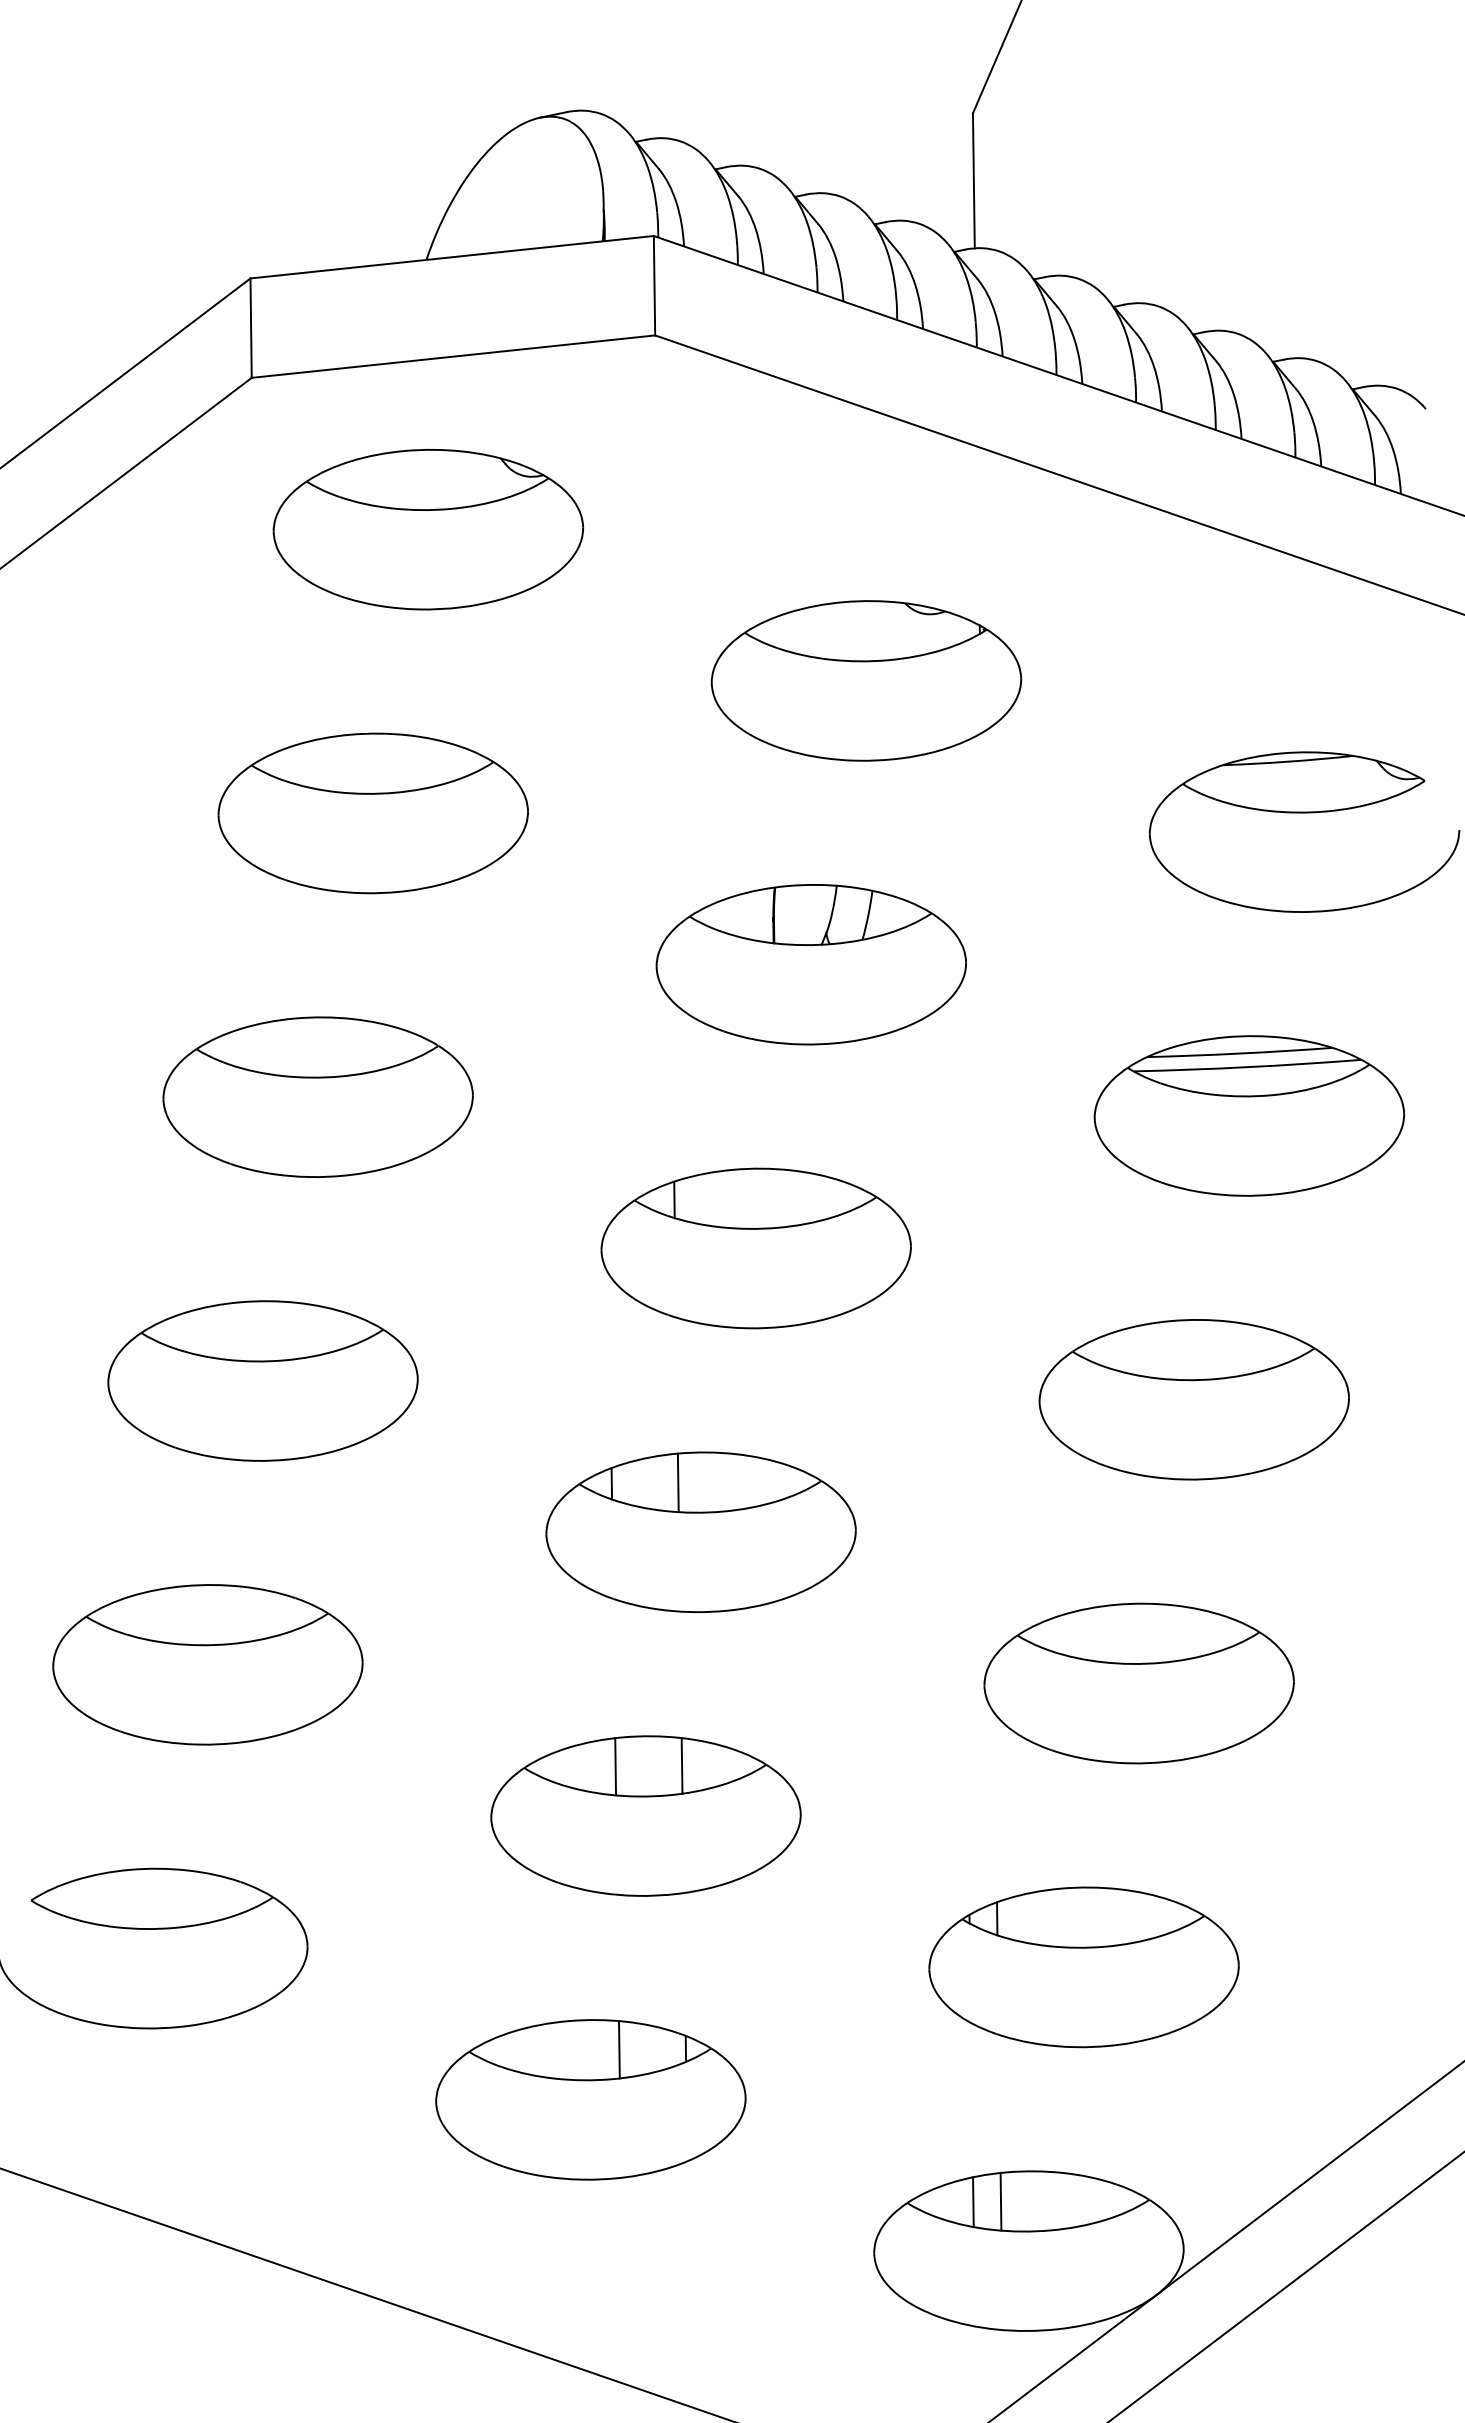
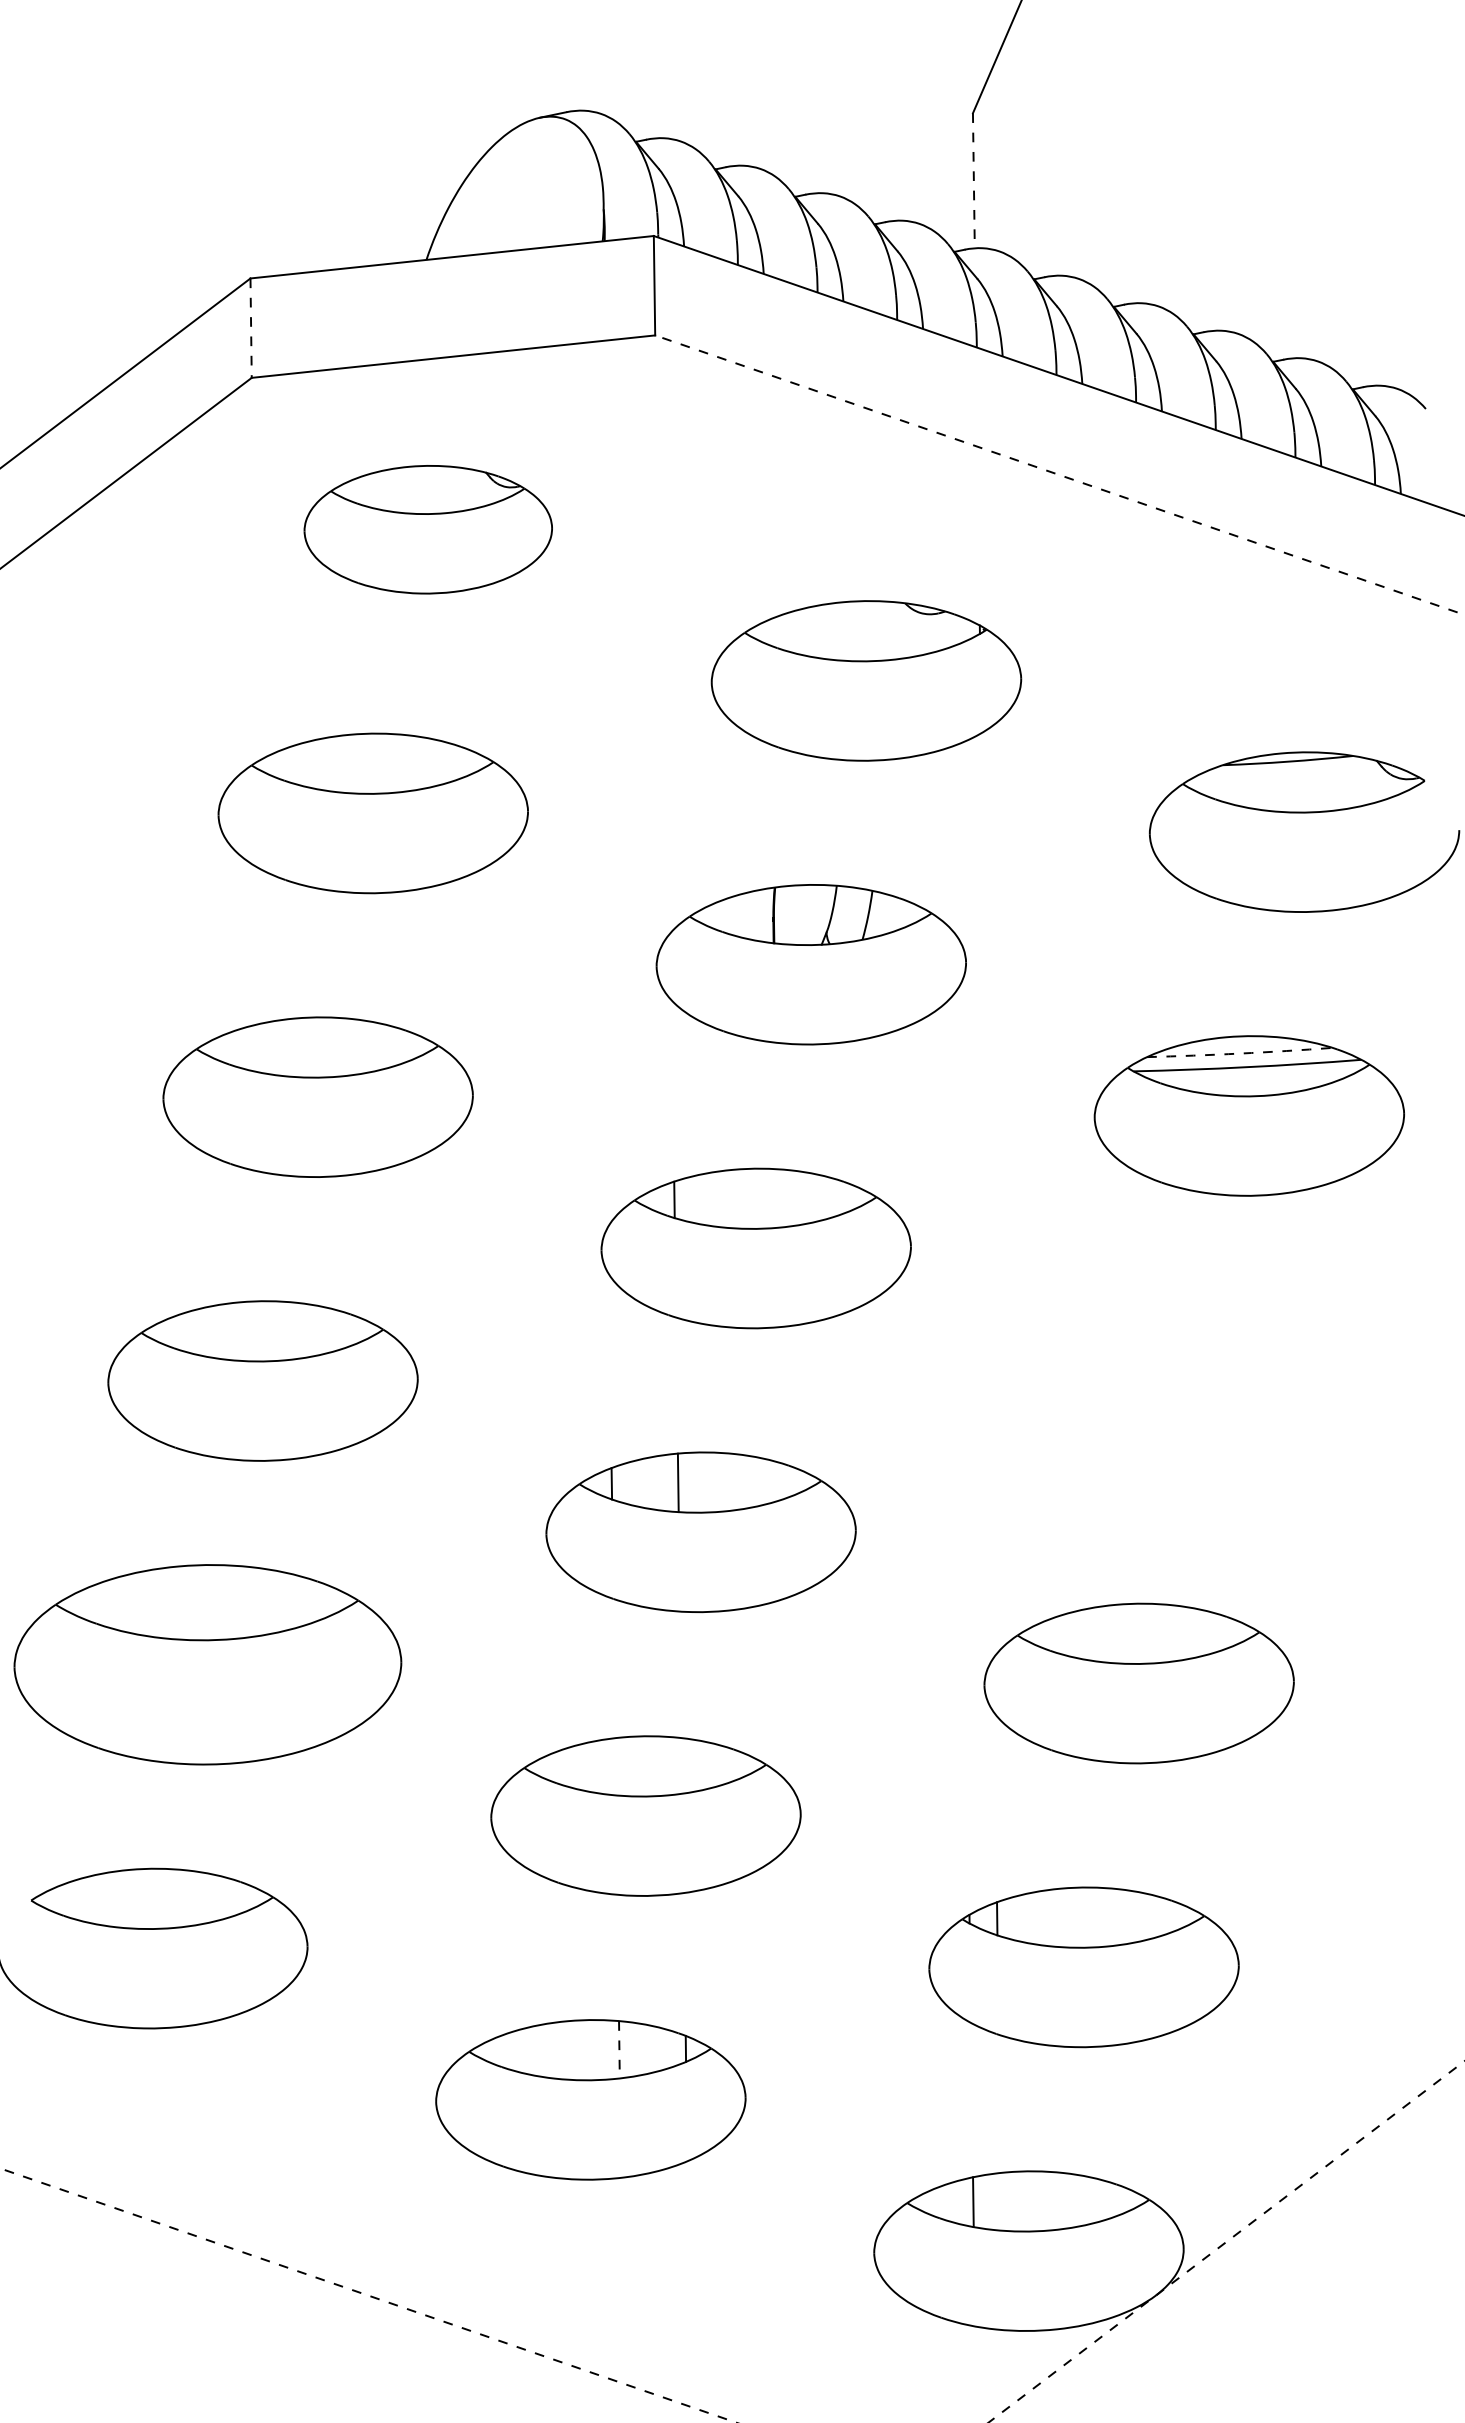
line: solid -> dashed (973, 180)
line: solid -> dashed (251, 328)
line: solid -> dashed (1059, 475)
part size: 312x162 px -> 250x130 px (427, 529)
arc: solid -> dashed (1239, 1053)
part: present -> none (1193, 1399)
part size: 312x162 px -> 390x202 px (207, 1664)
line: present -> none (681, 1765)
line: present -> none (615, 1766)
line: solid -> dashed (619, 2049)
line: present -> none (1000, 2201)
line: solid -> dashed (1226, 2241)
line: present -> none (1286, 2286)
line: solid -> dashed (368, 2295)
